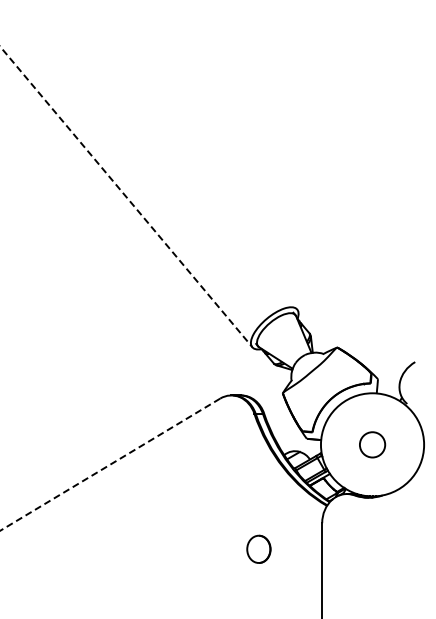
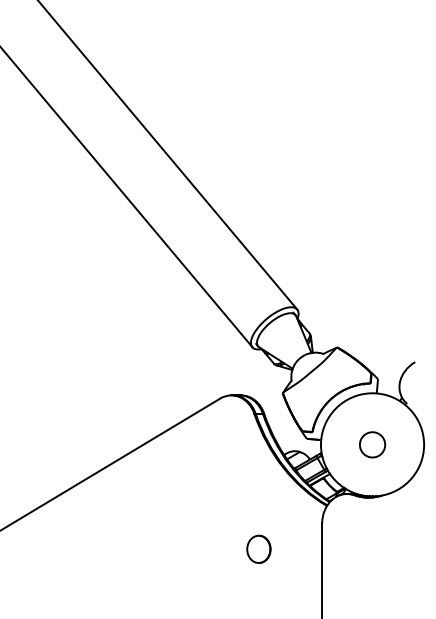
line: none -> present (168, 155)
line: dashed -> solid (126, 197)
line: dashed -> solid (110, 464)
